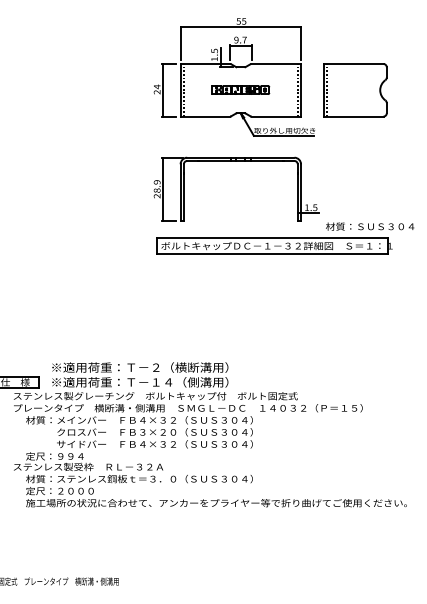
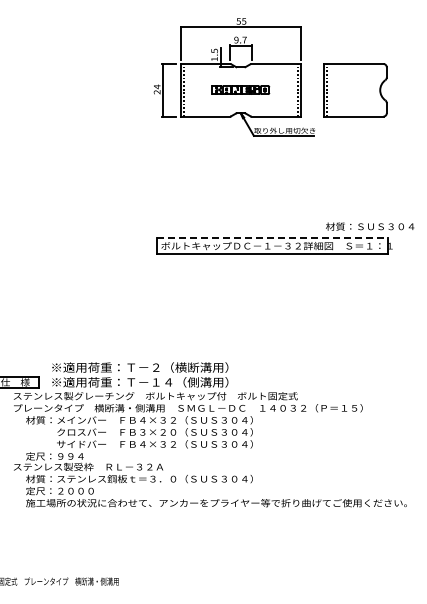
part: present -> none (236, 161)
line: solid -> dashed (272, 238)
